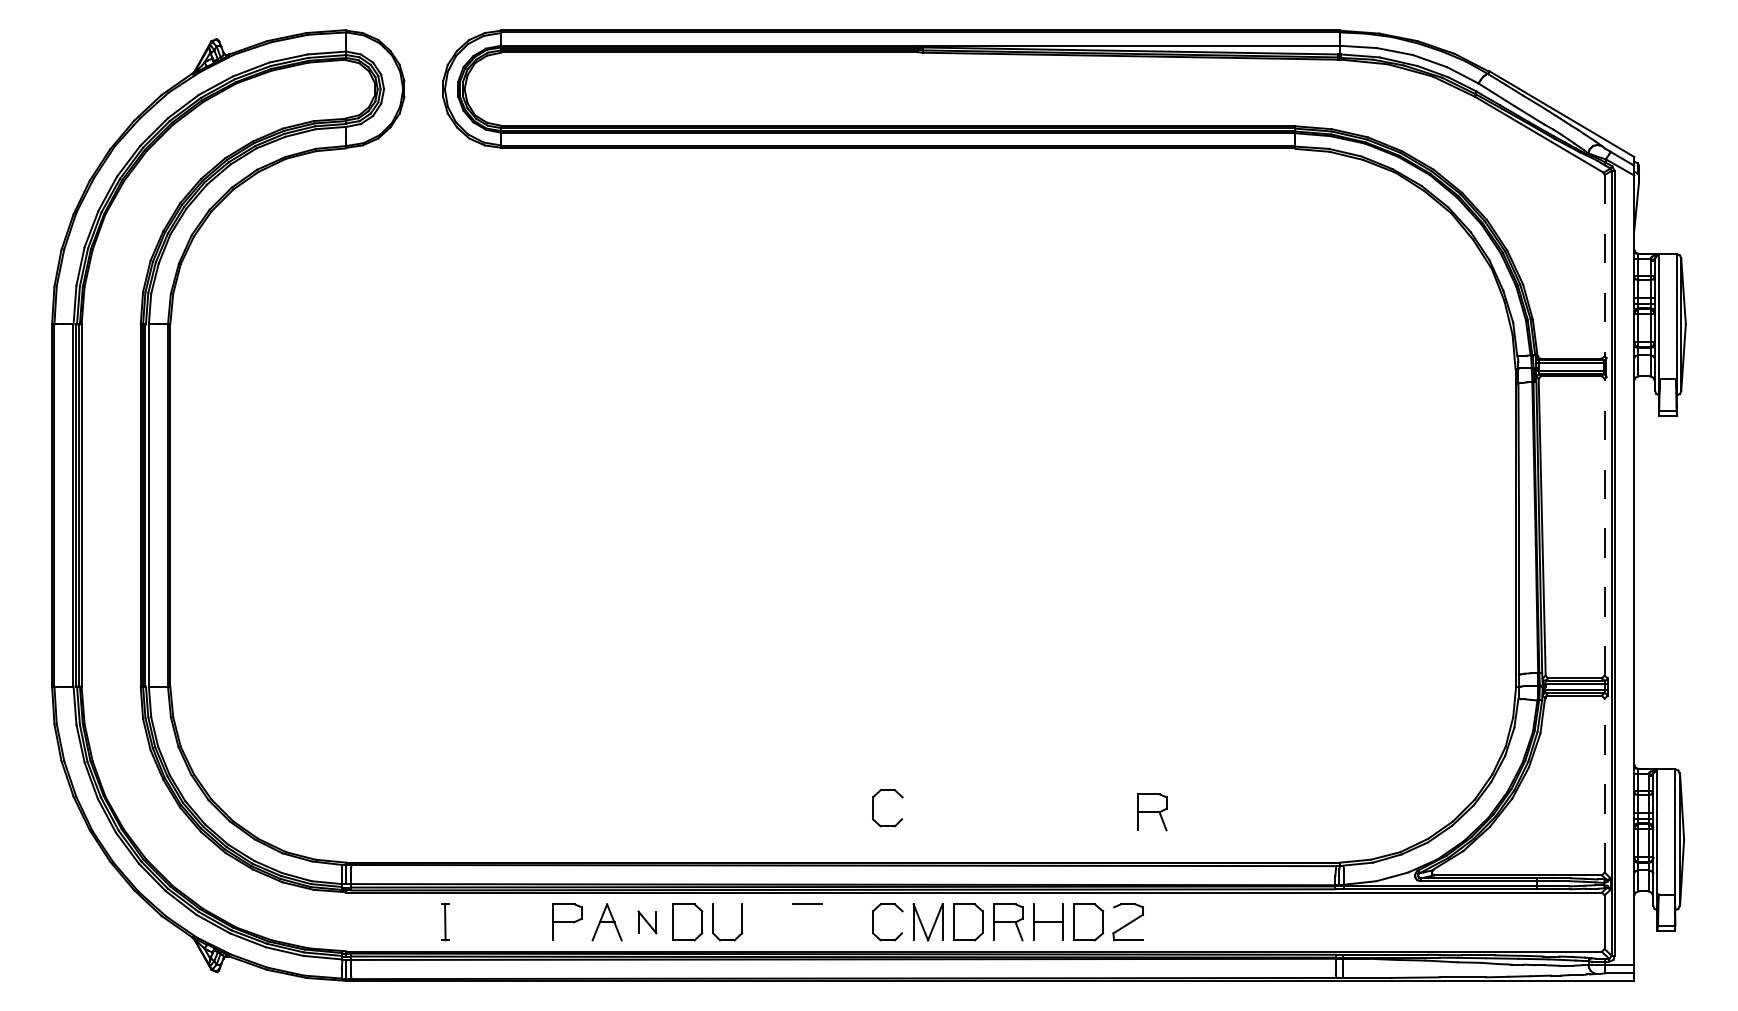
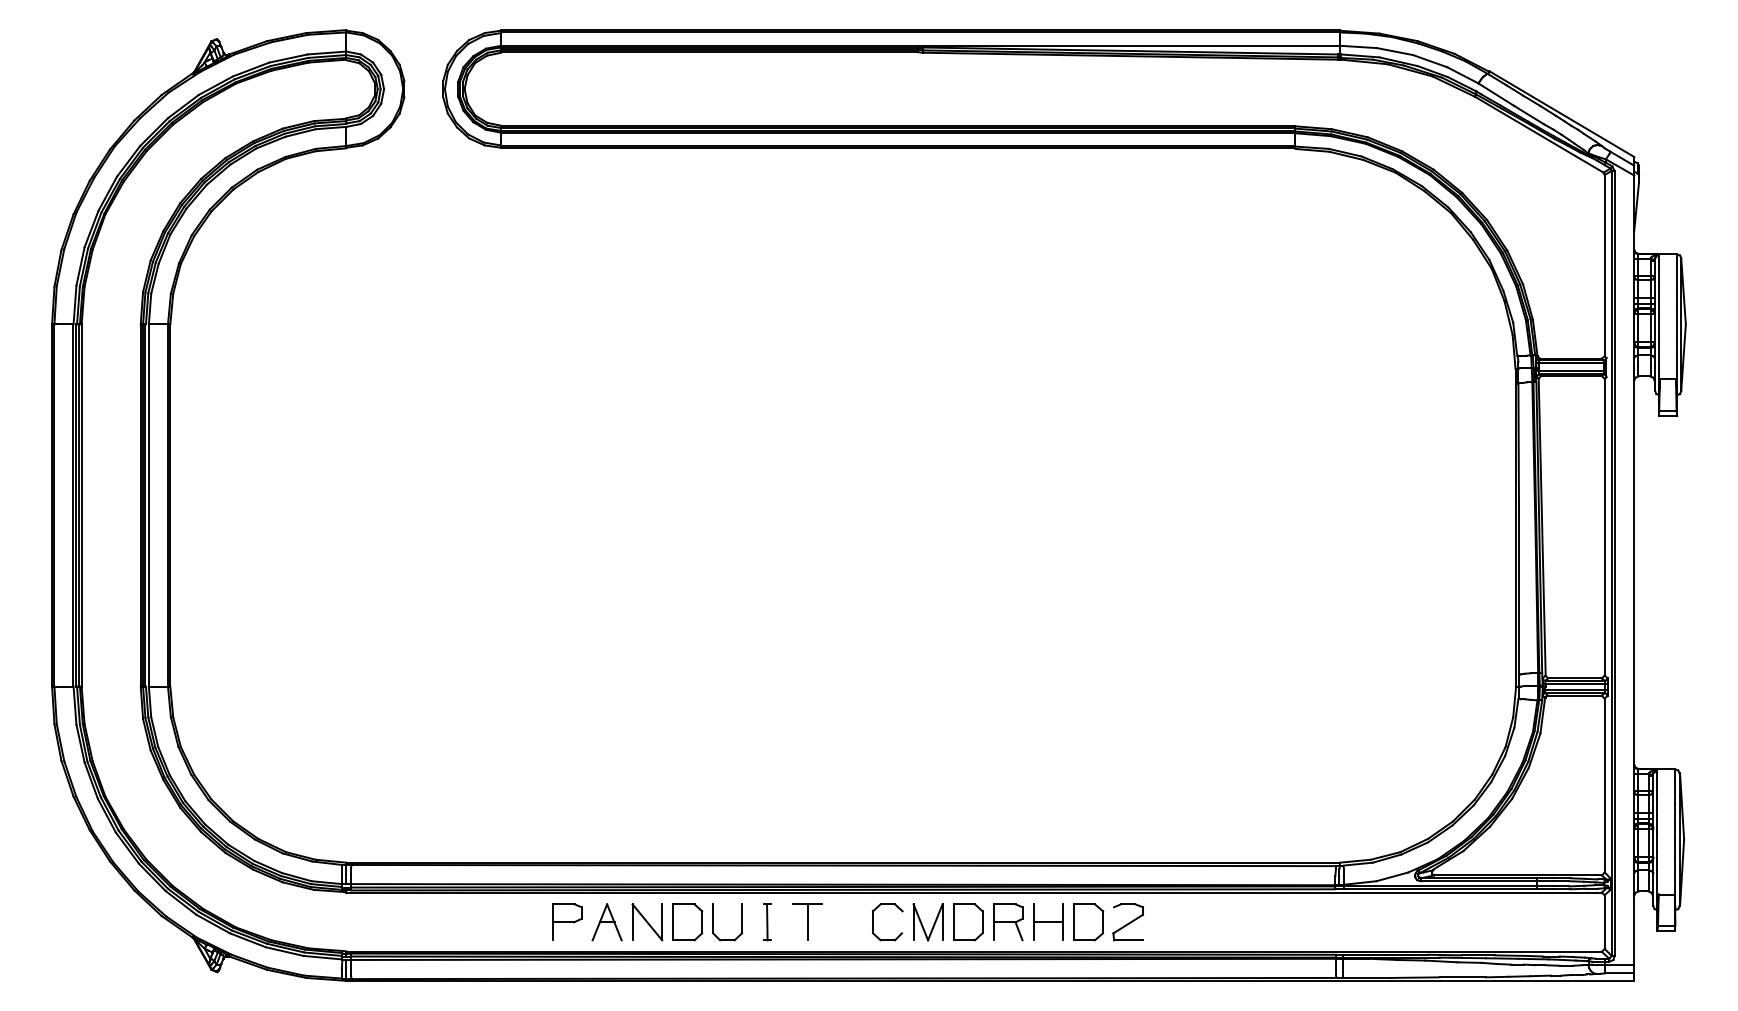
line: dashed -> solid (1604, 265)
line: dashed -> solid (1604, 526)
line: dashed -> solid (1604, 785)
part: present -> none (873, 808)
part: present -> none (1152, 812)
part position: (445, 922) -> (767, 922) (767, 922)
part size: 21x25 px -> 33x39 px (647, 922)
line: none -> present (807, 922)
